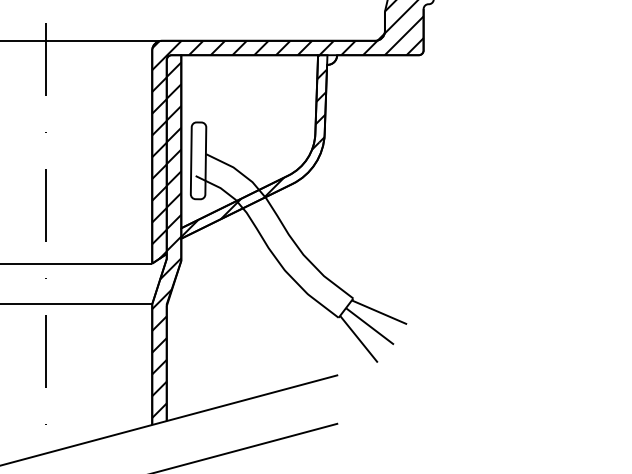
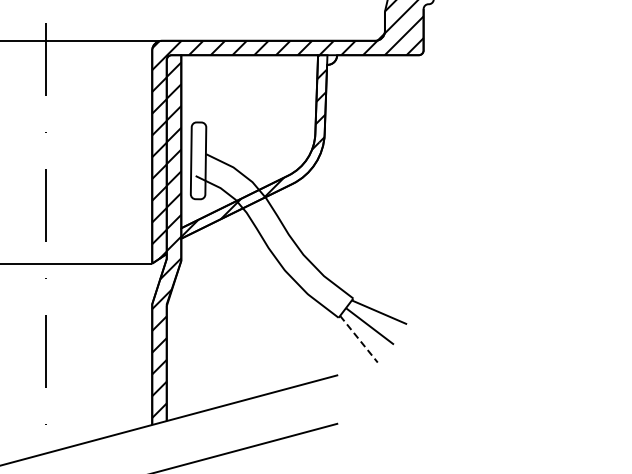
line: present -> none (77, 304)
line: solid -> dashed (358, 339)
